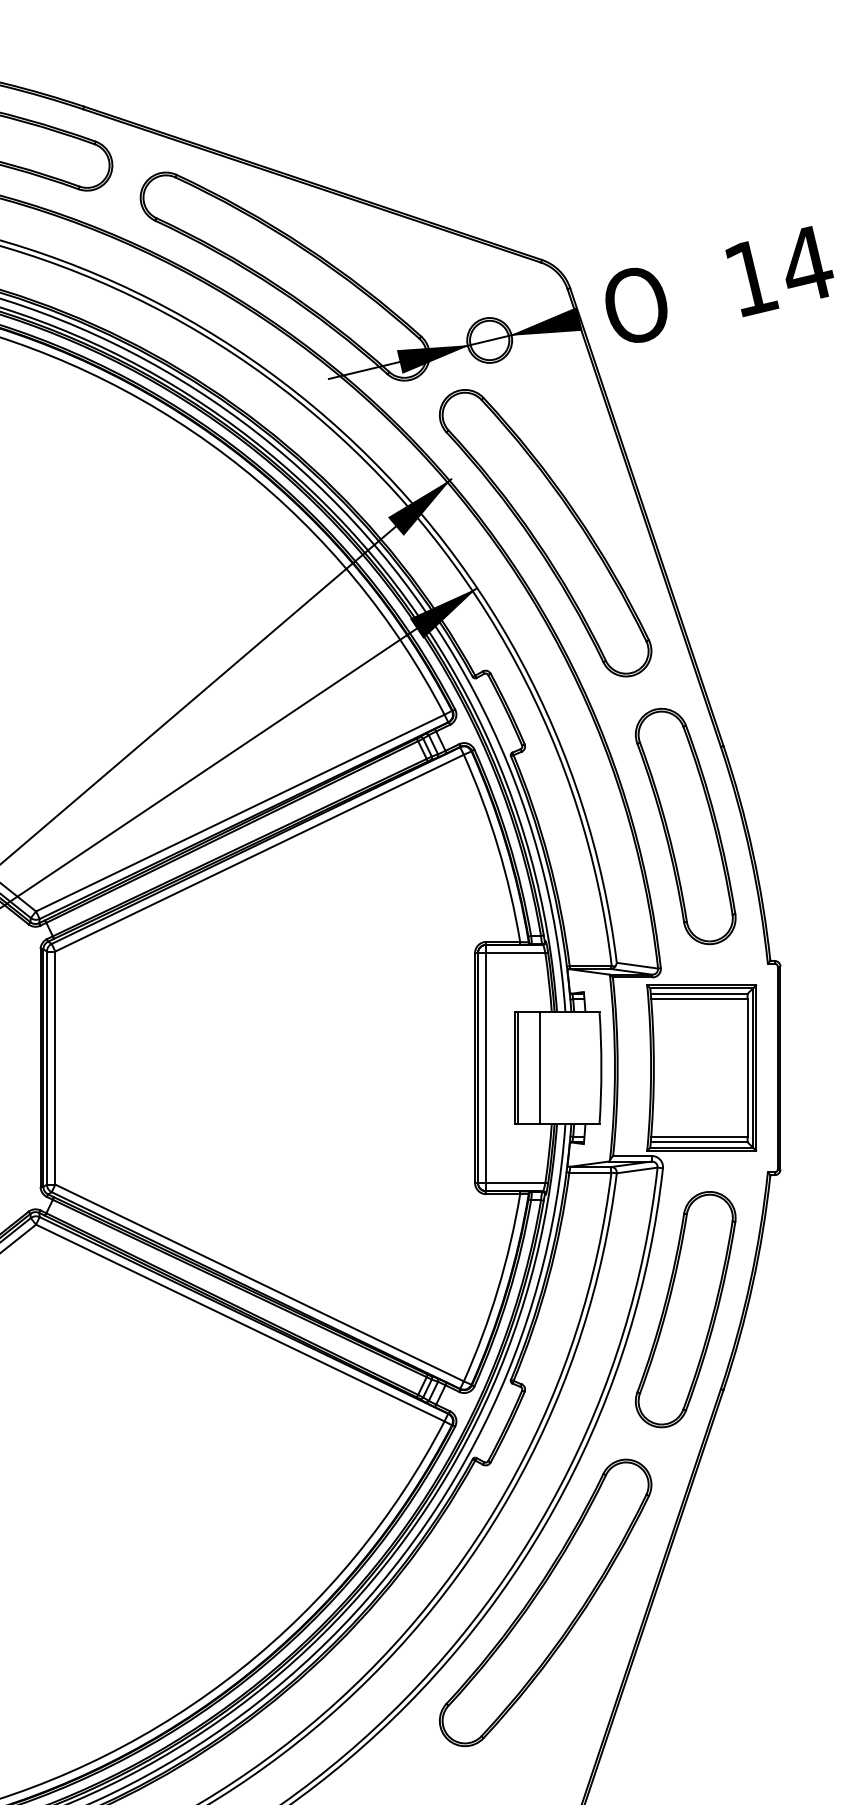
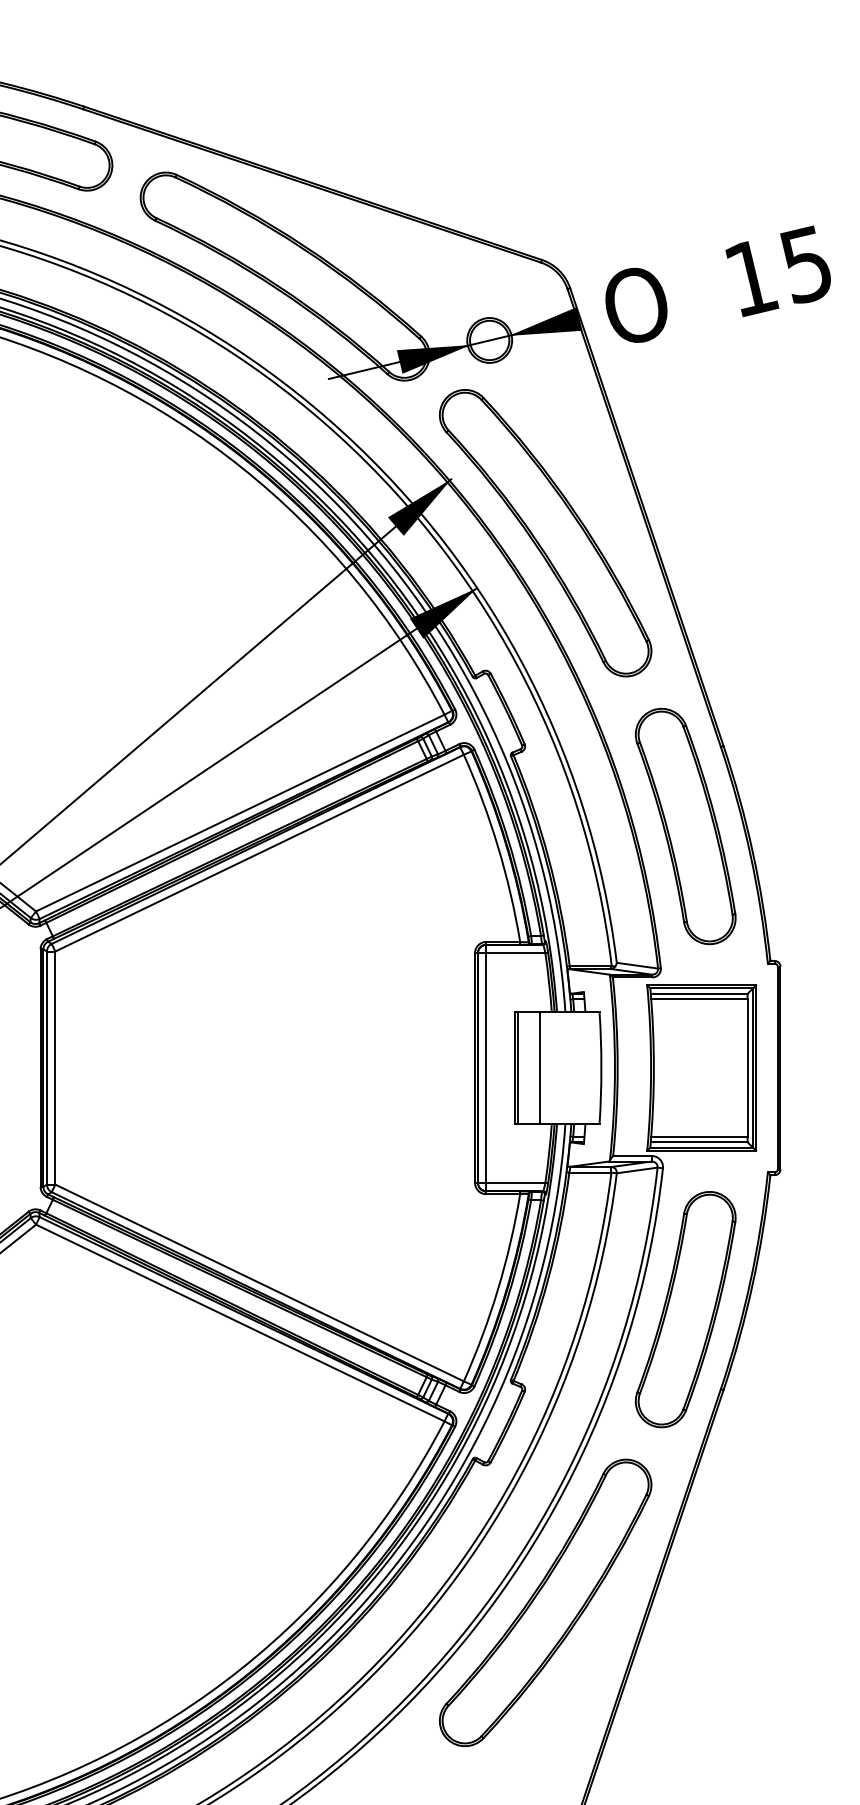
text: 14 -> 15 (807, 264)
